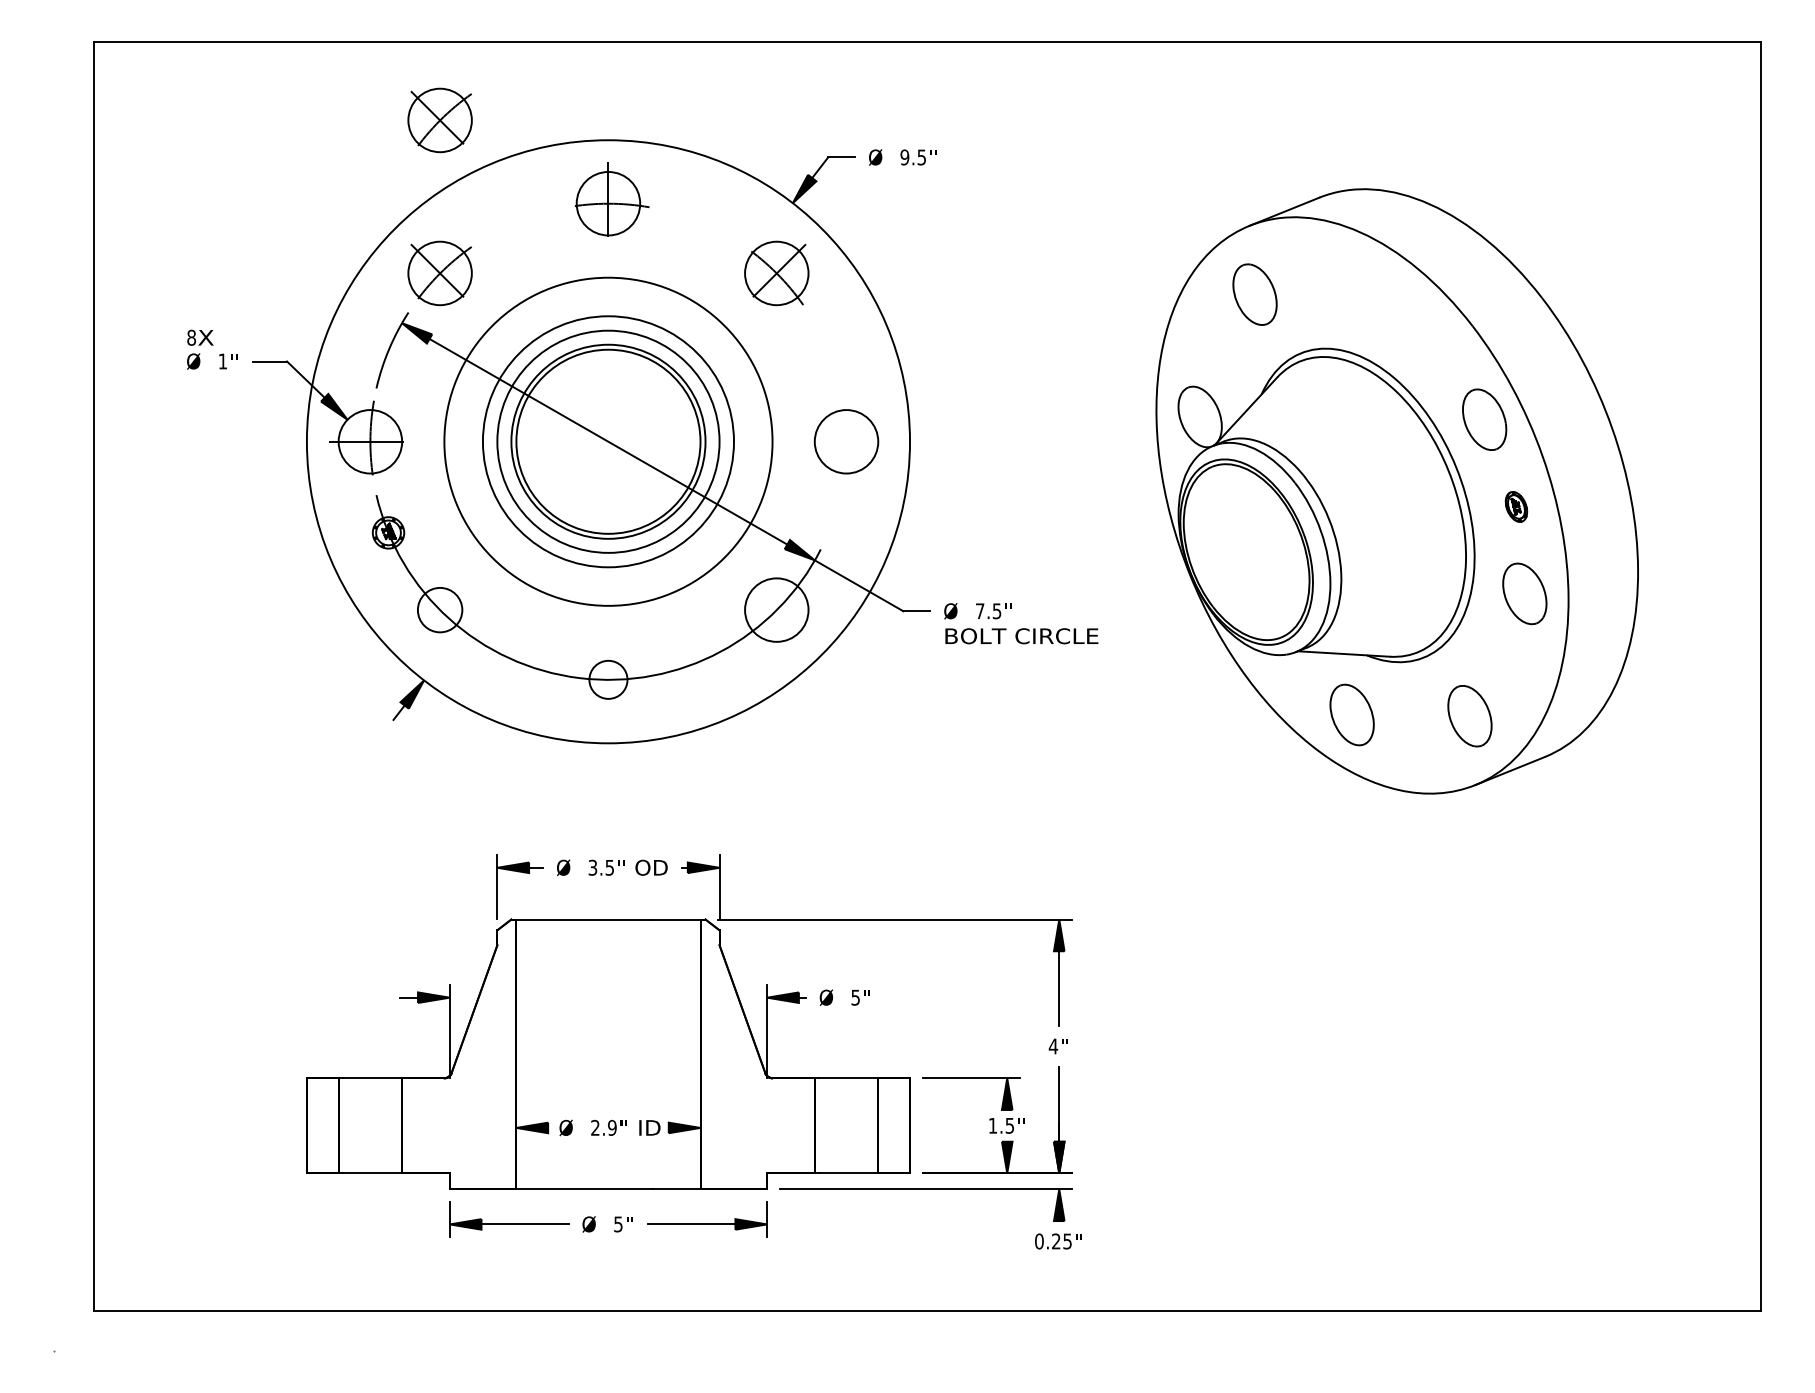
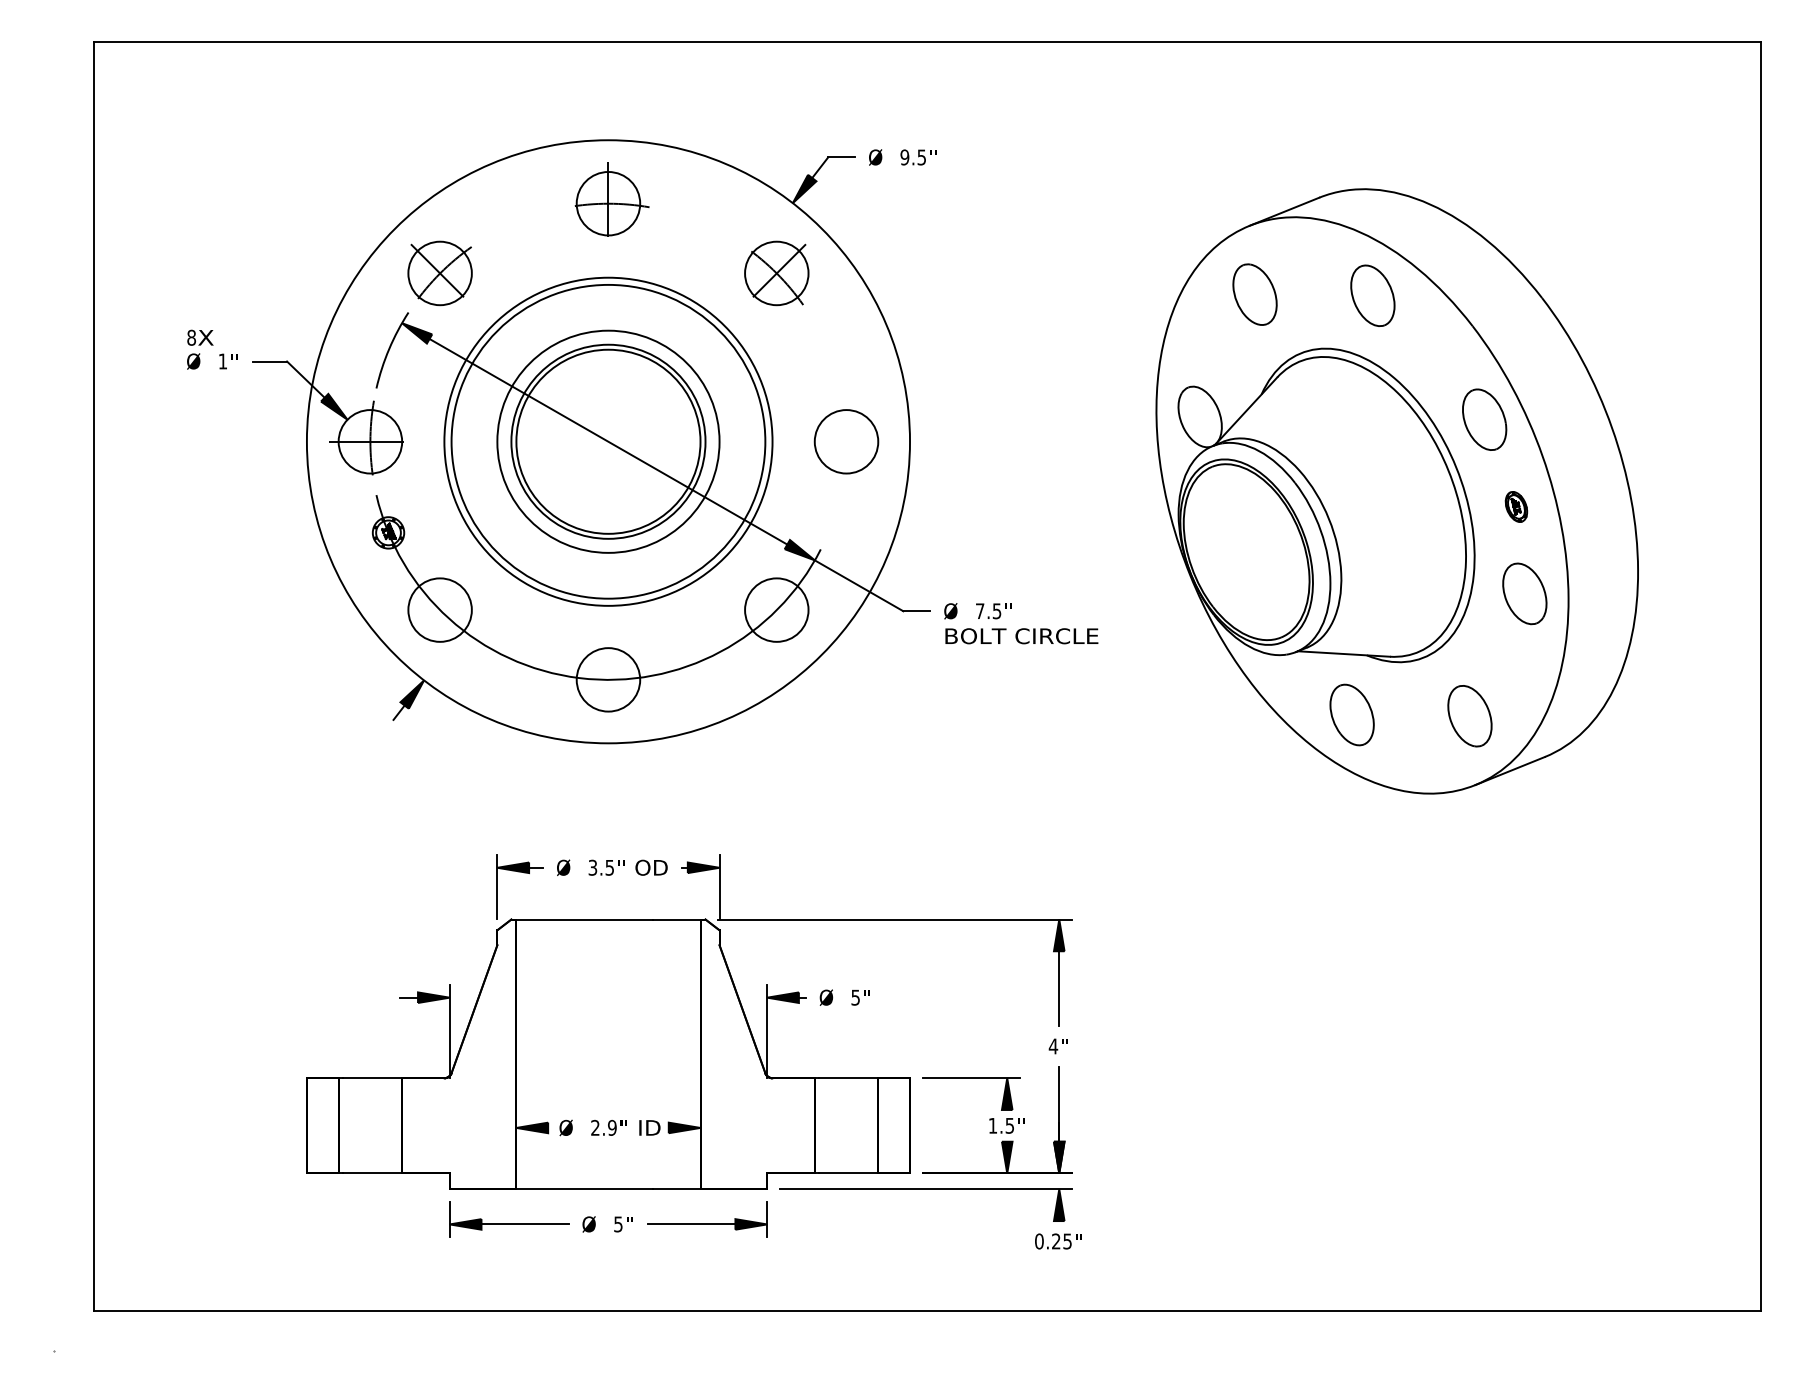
part: present -> none (439, 120)
part: none -> present (1372, 295)
circle diameter: 251 px -> 314 px (608, 441)
circle diameter: 44 px -> 63 px (439, 609)
circle diameter: 38 px -> 63 px (608, 679)
